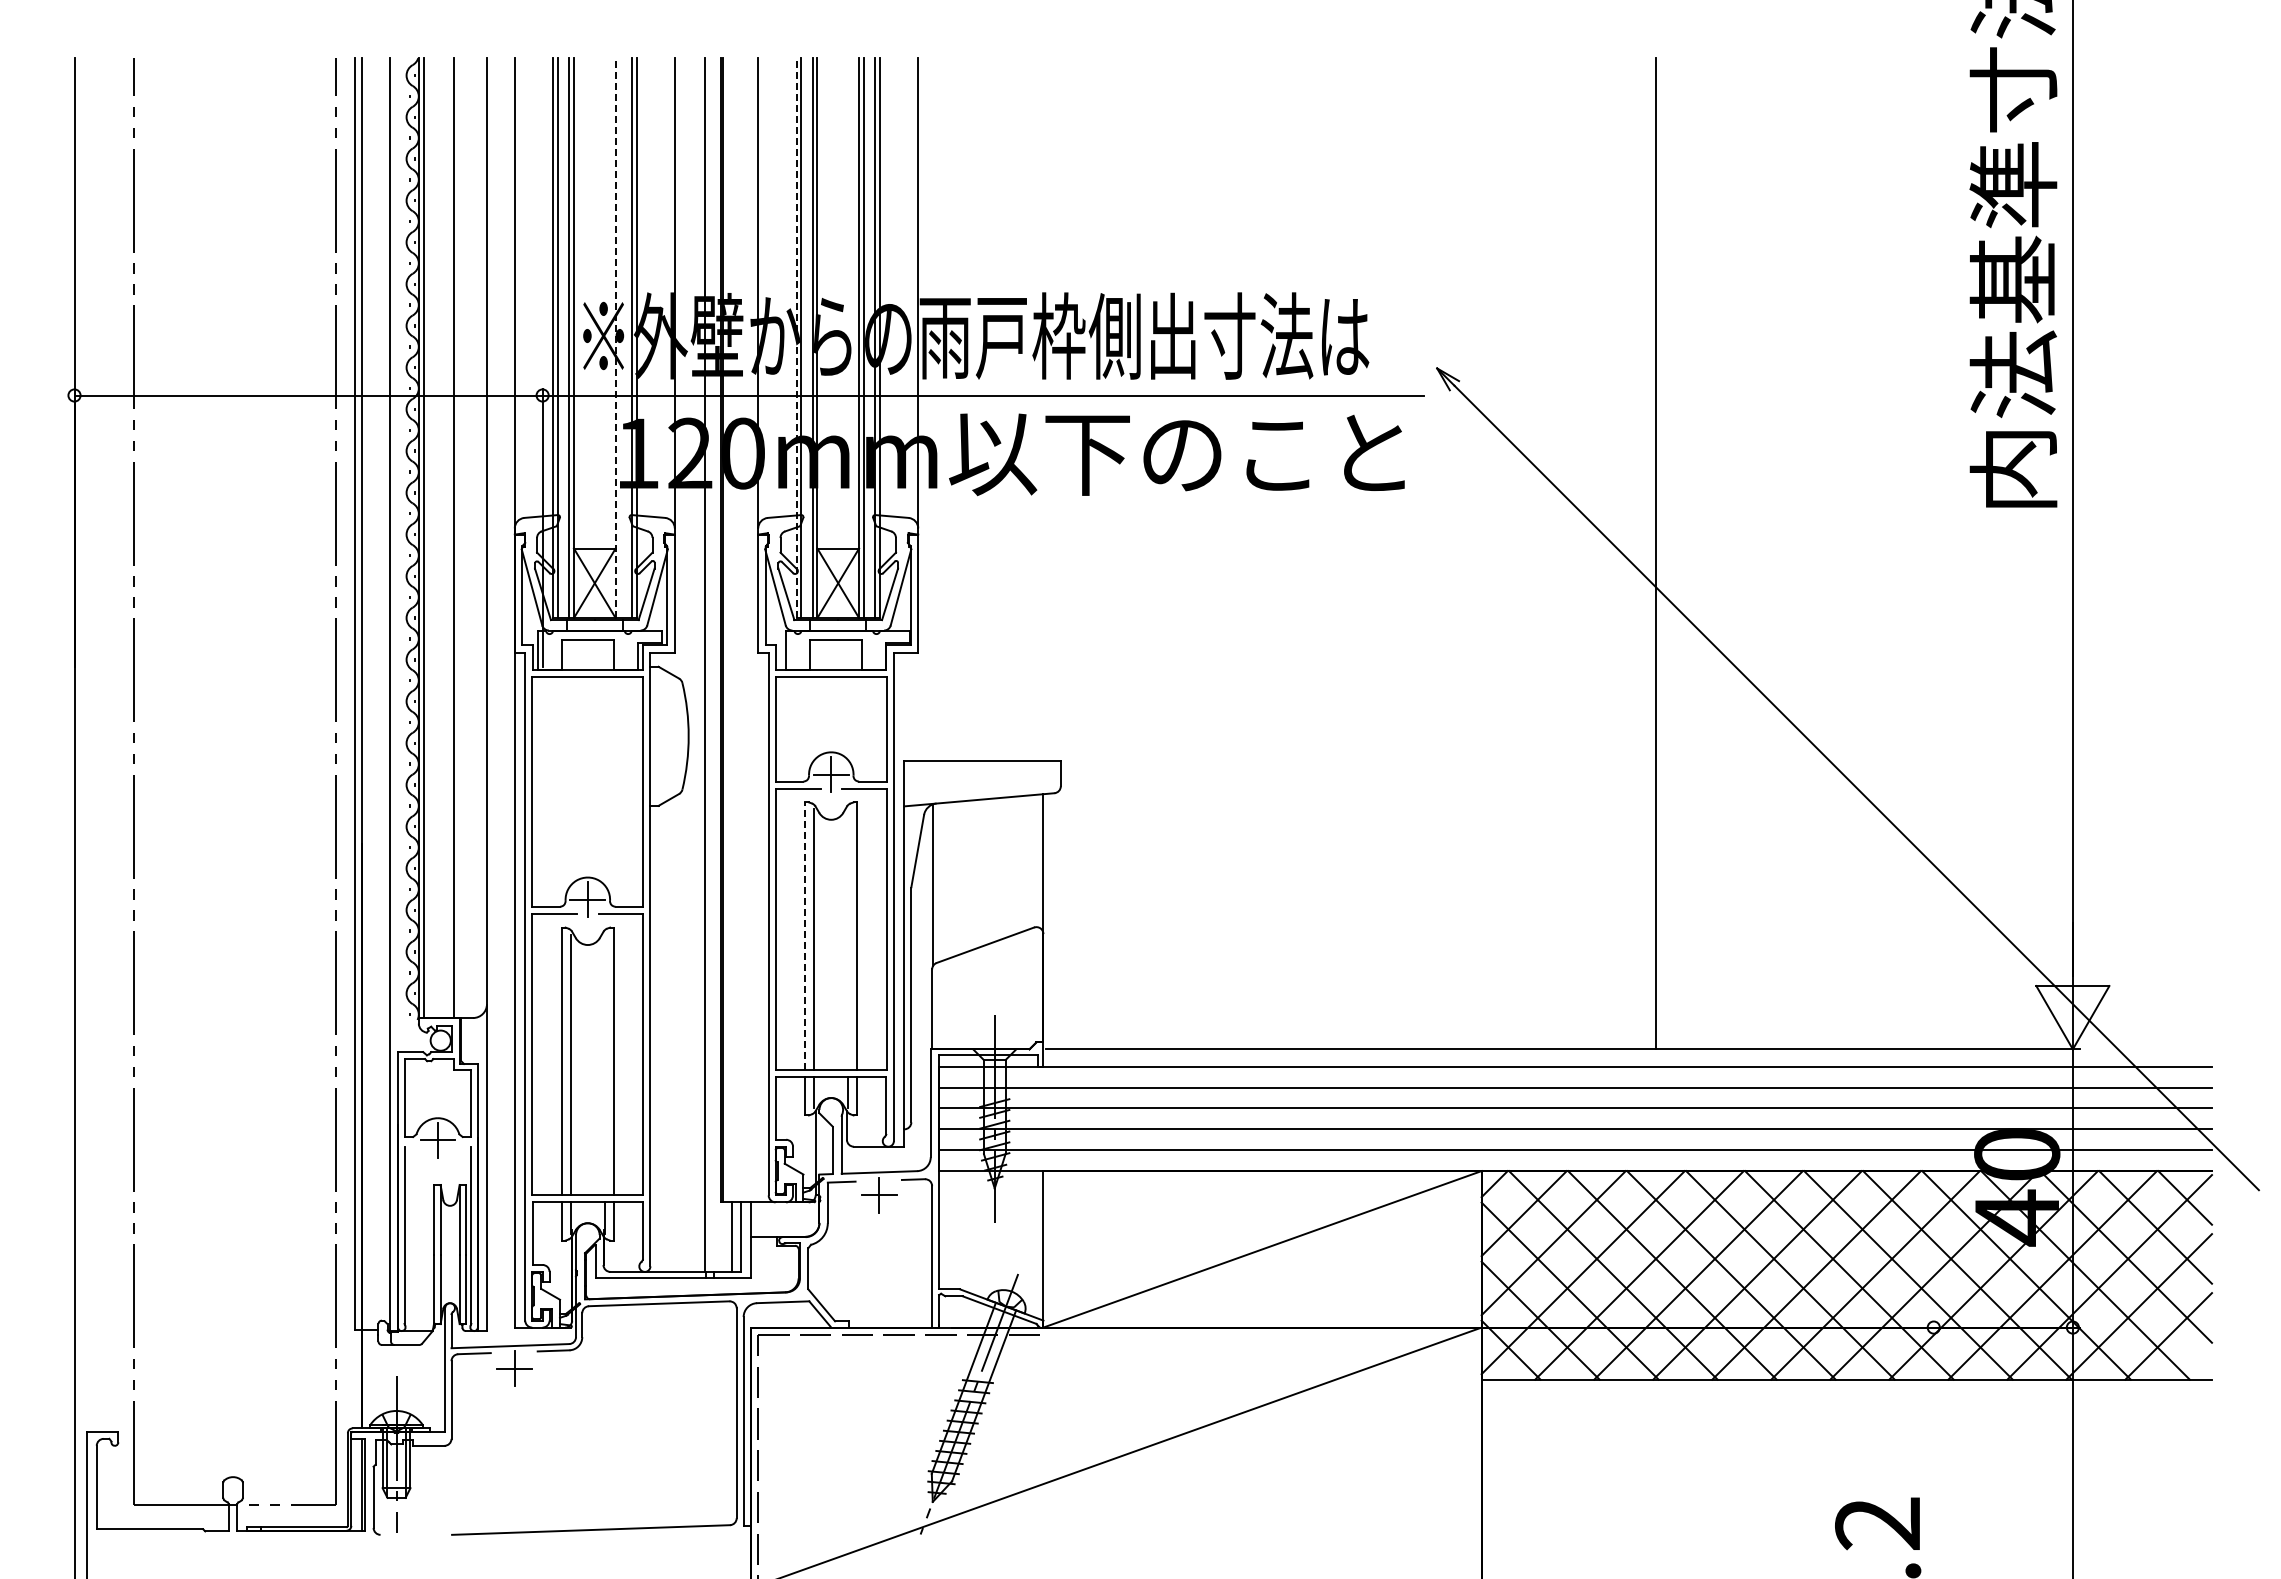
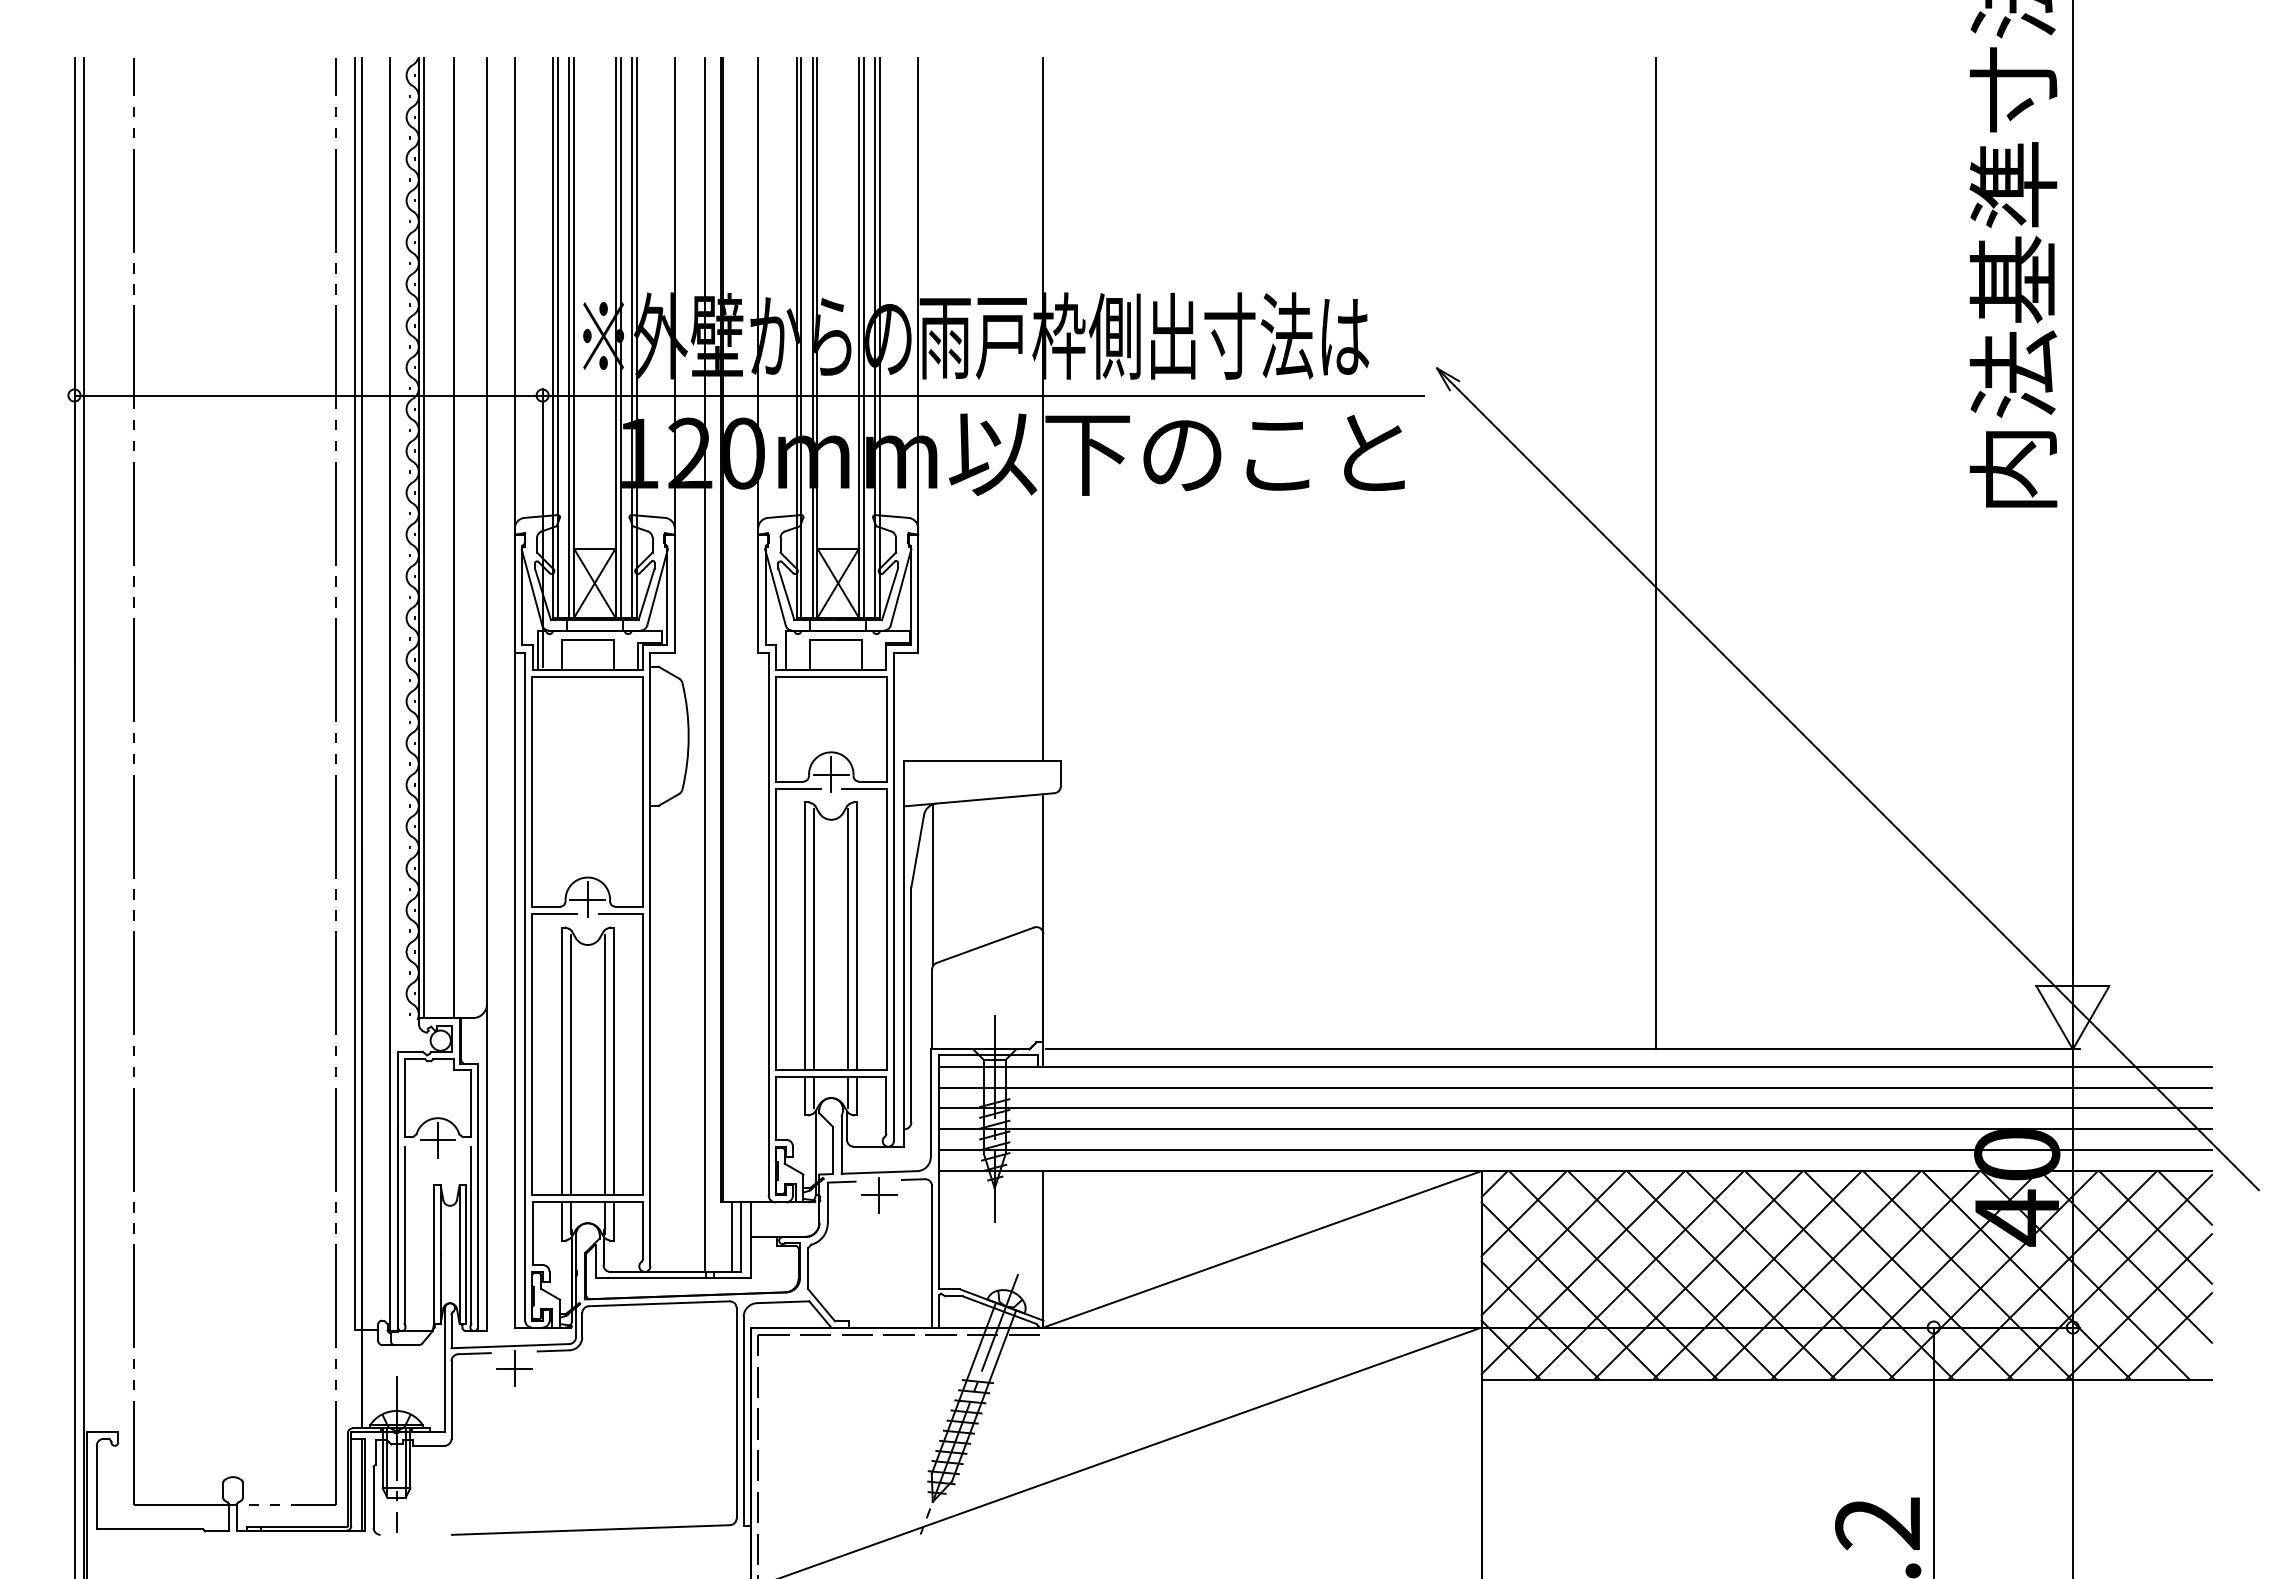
line: dashed -> solid (615, 338)
line: none -> present (620, 338)
line: dashed -> solid (796, 338)
line: none -> present (1043, 409)
line: none -> present (83, 816)
line: dashed -> solid (805, 936)
line: none -> present (848, 939)
line: none -> present (604, 1064)
line: none -> present (1933, 1451)
